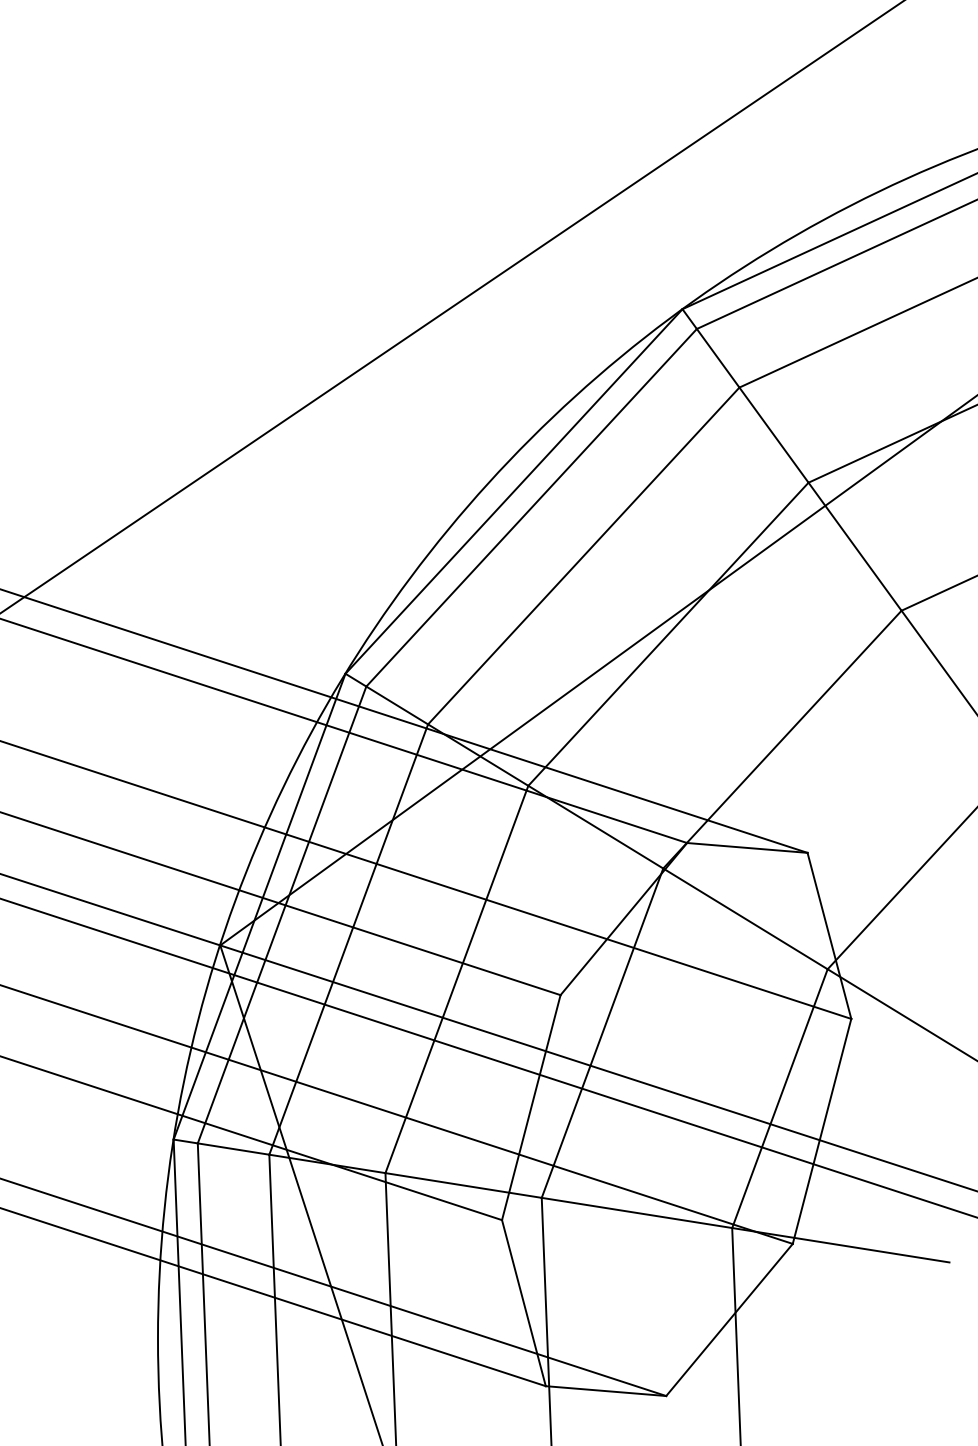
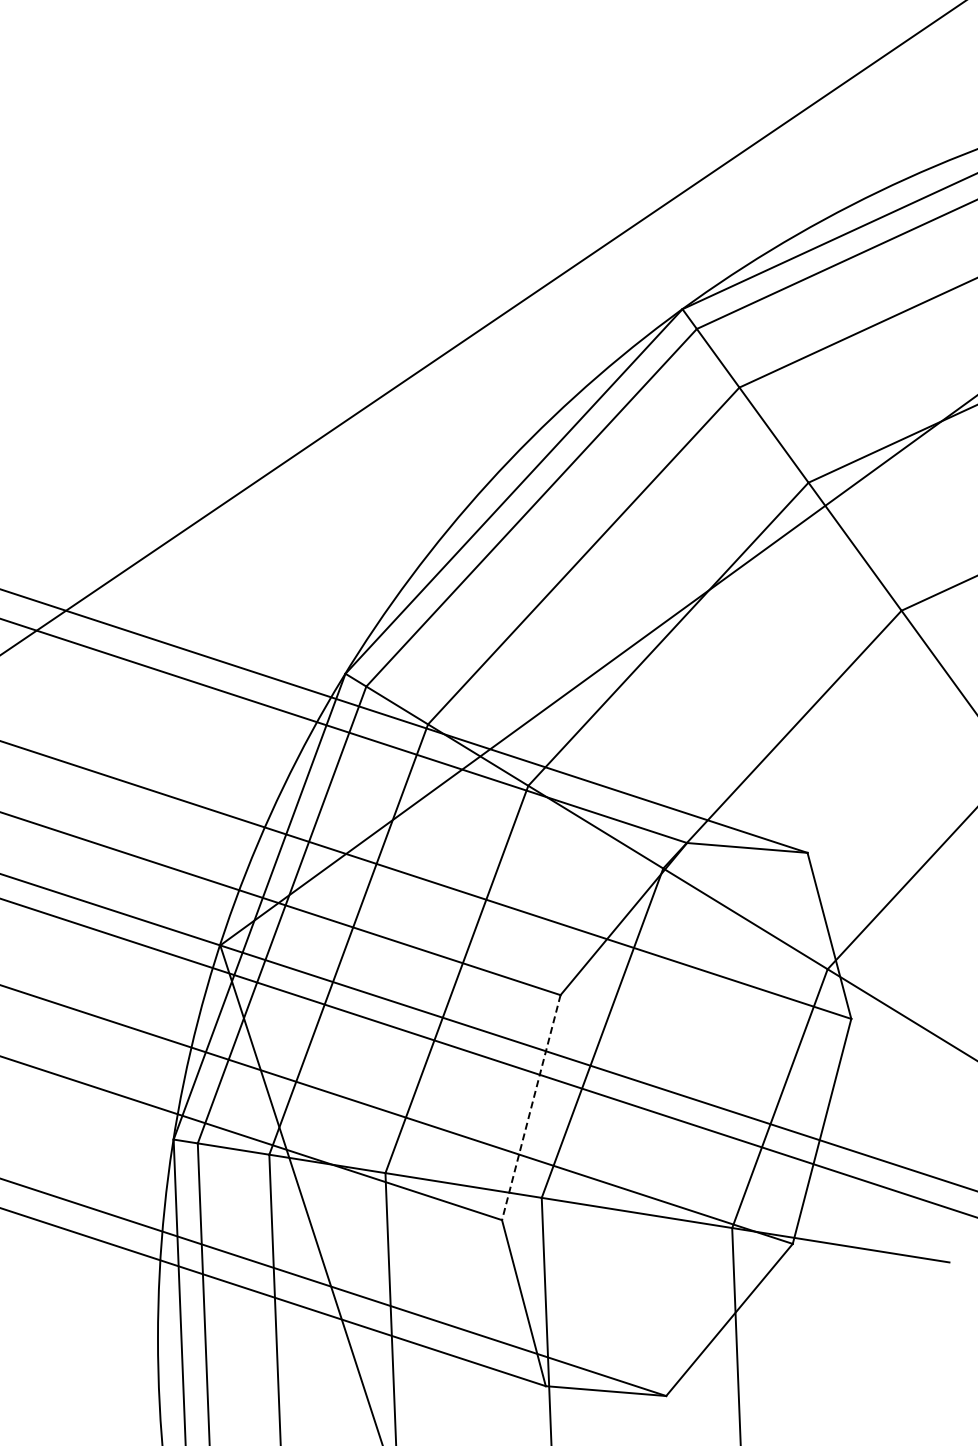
line position: (451, 306) -> (482, 327) (482, 327)
line: solid -> dashed (531, 1108)
